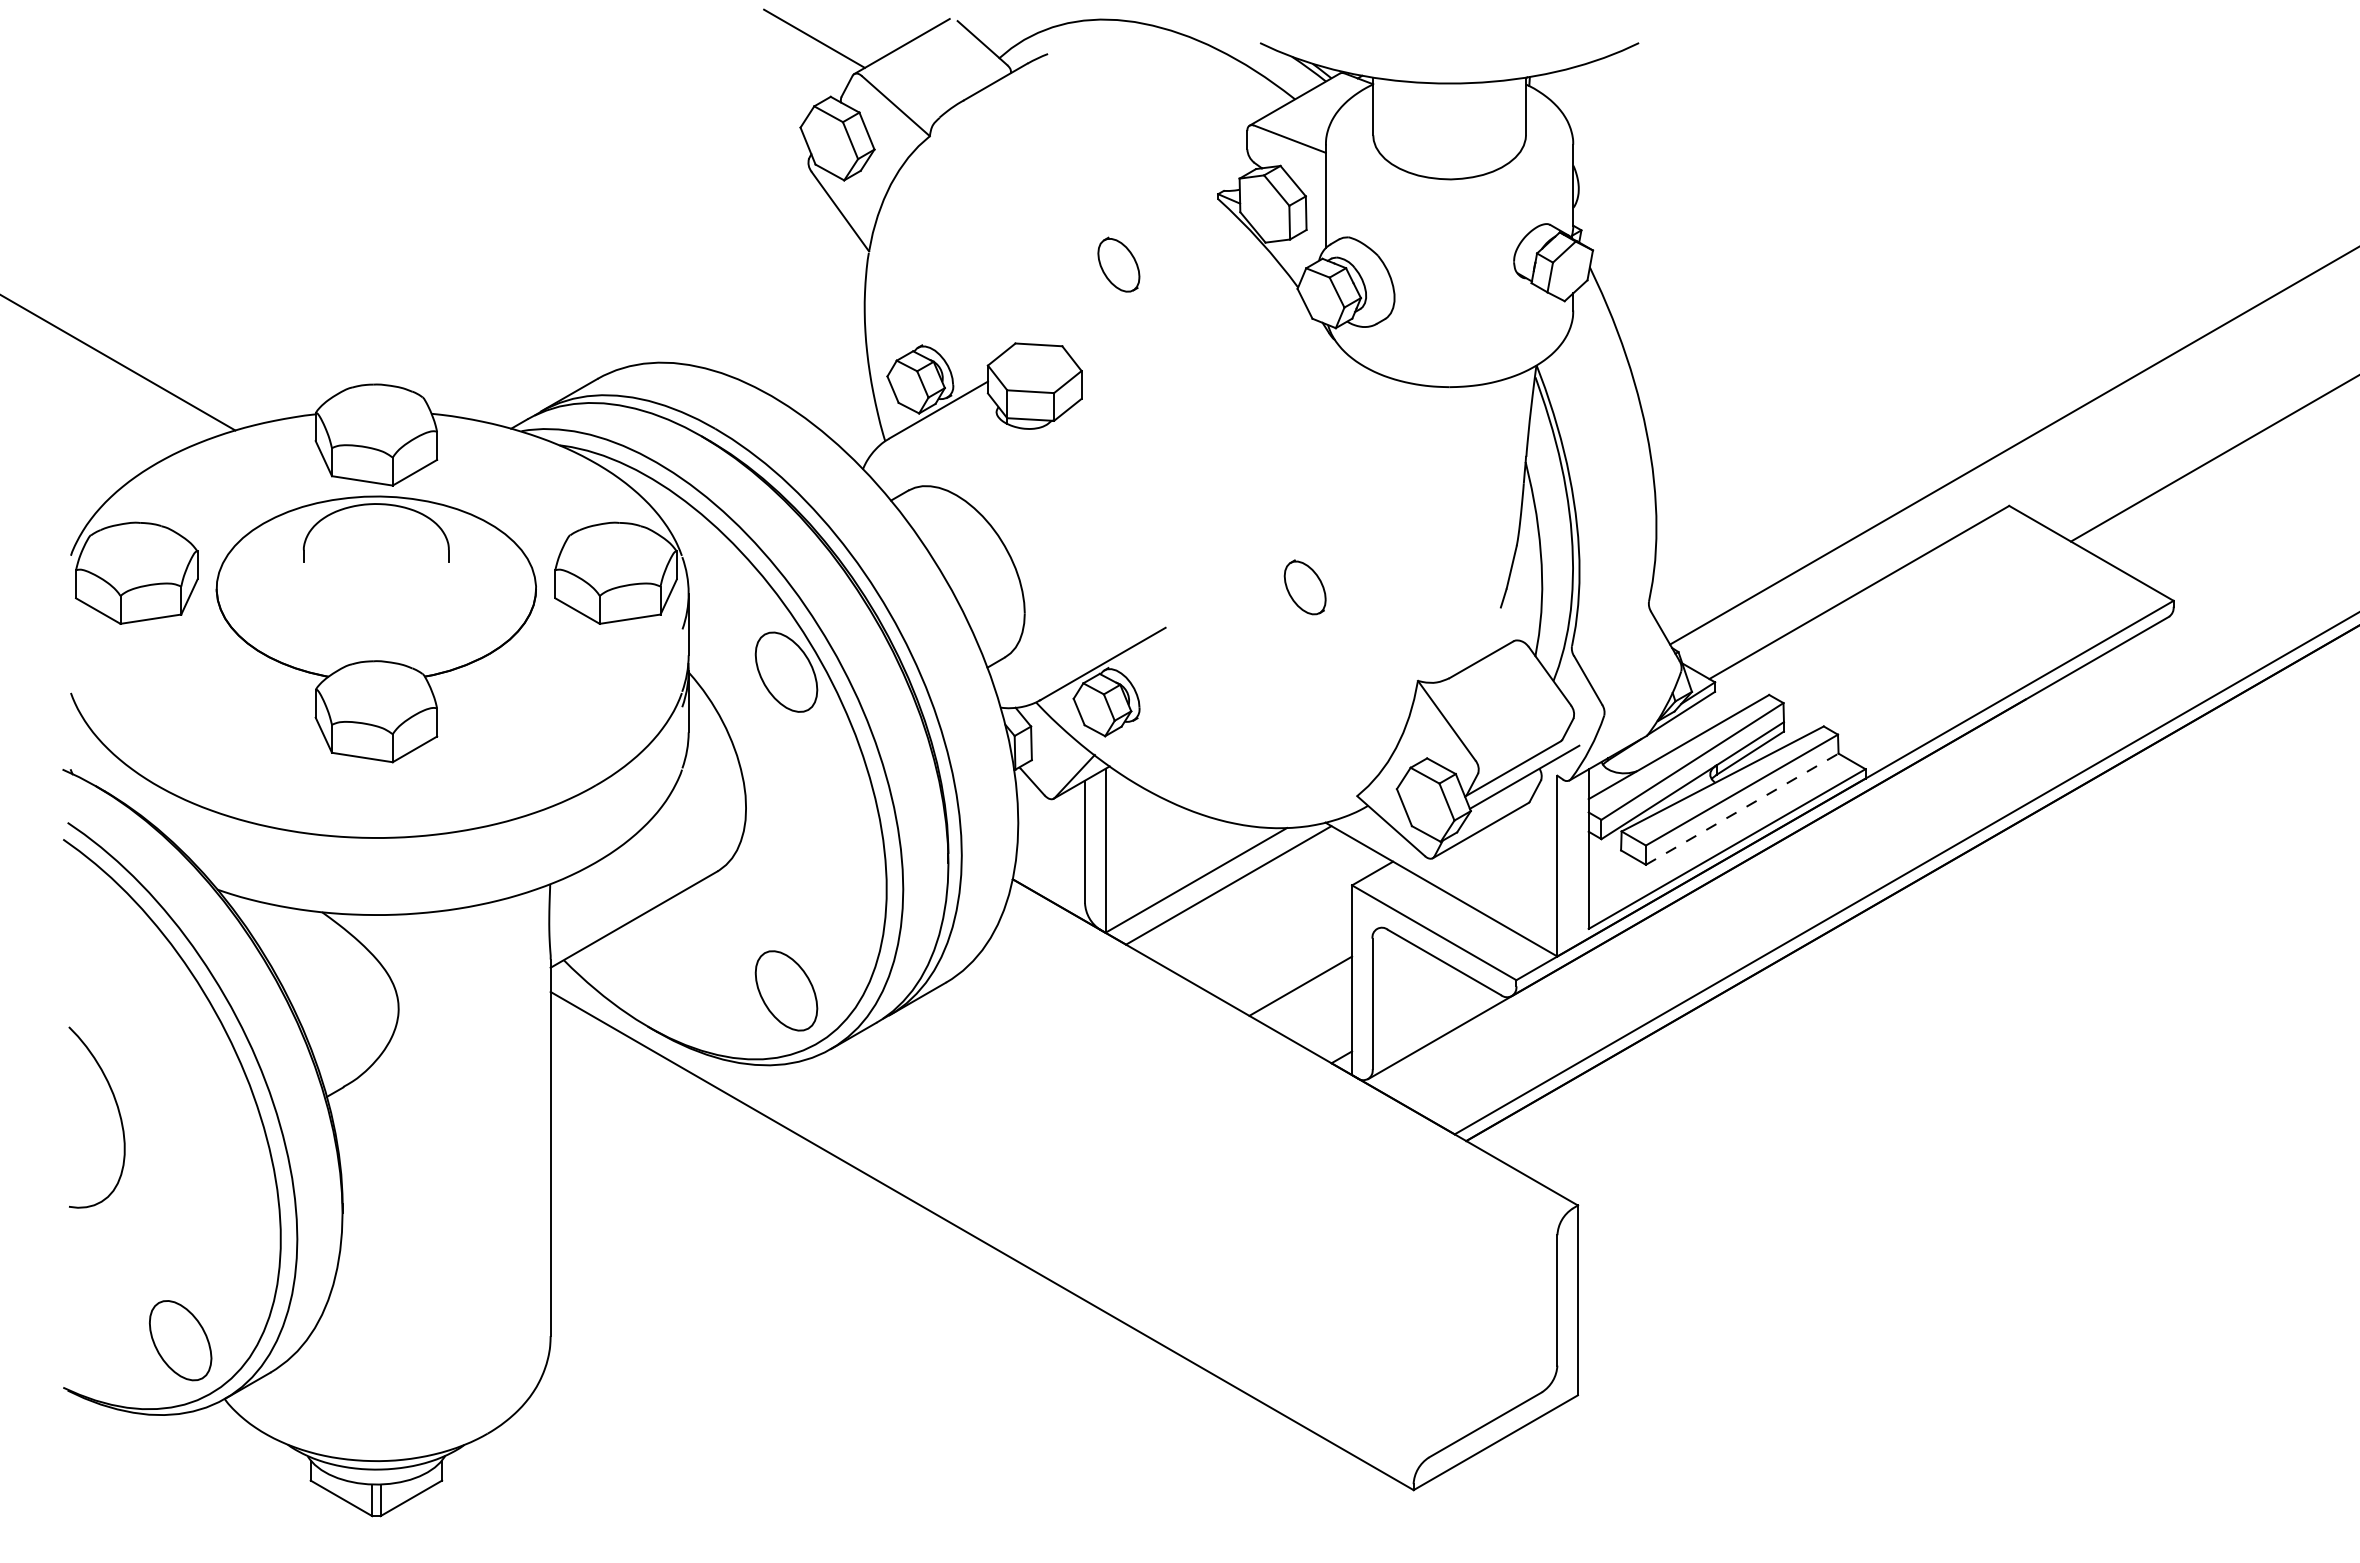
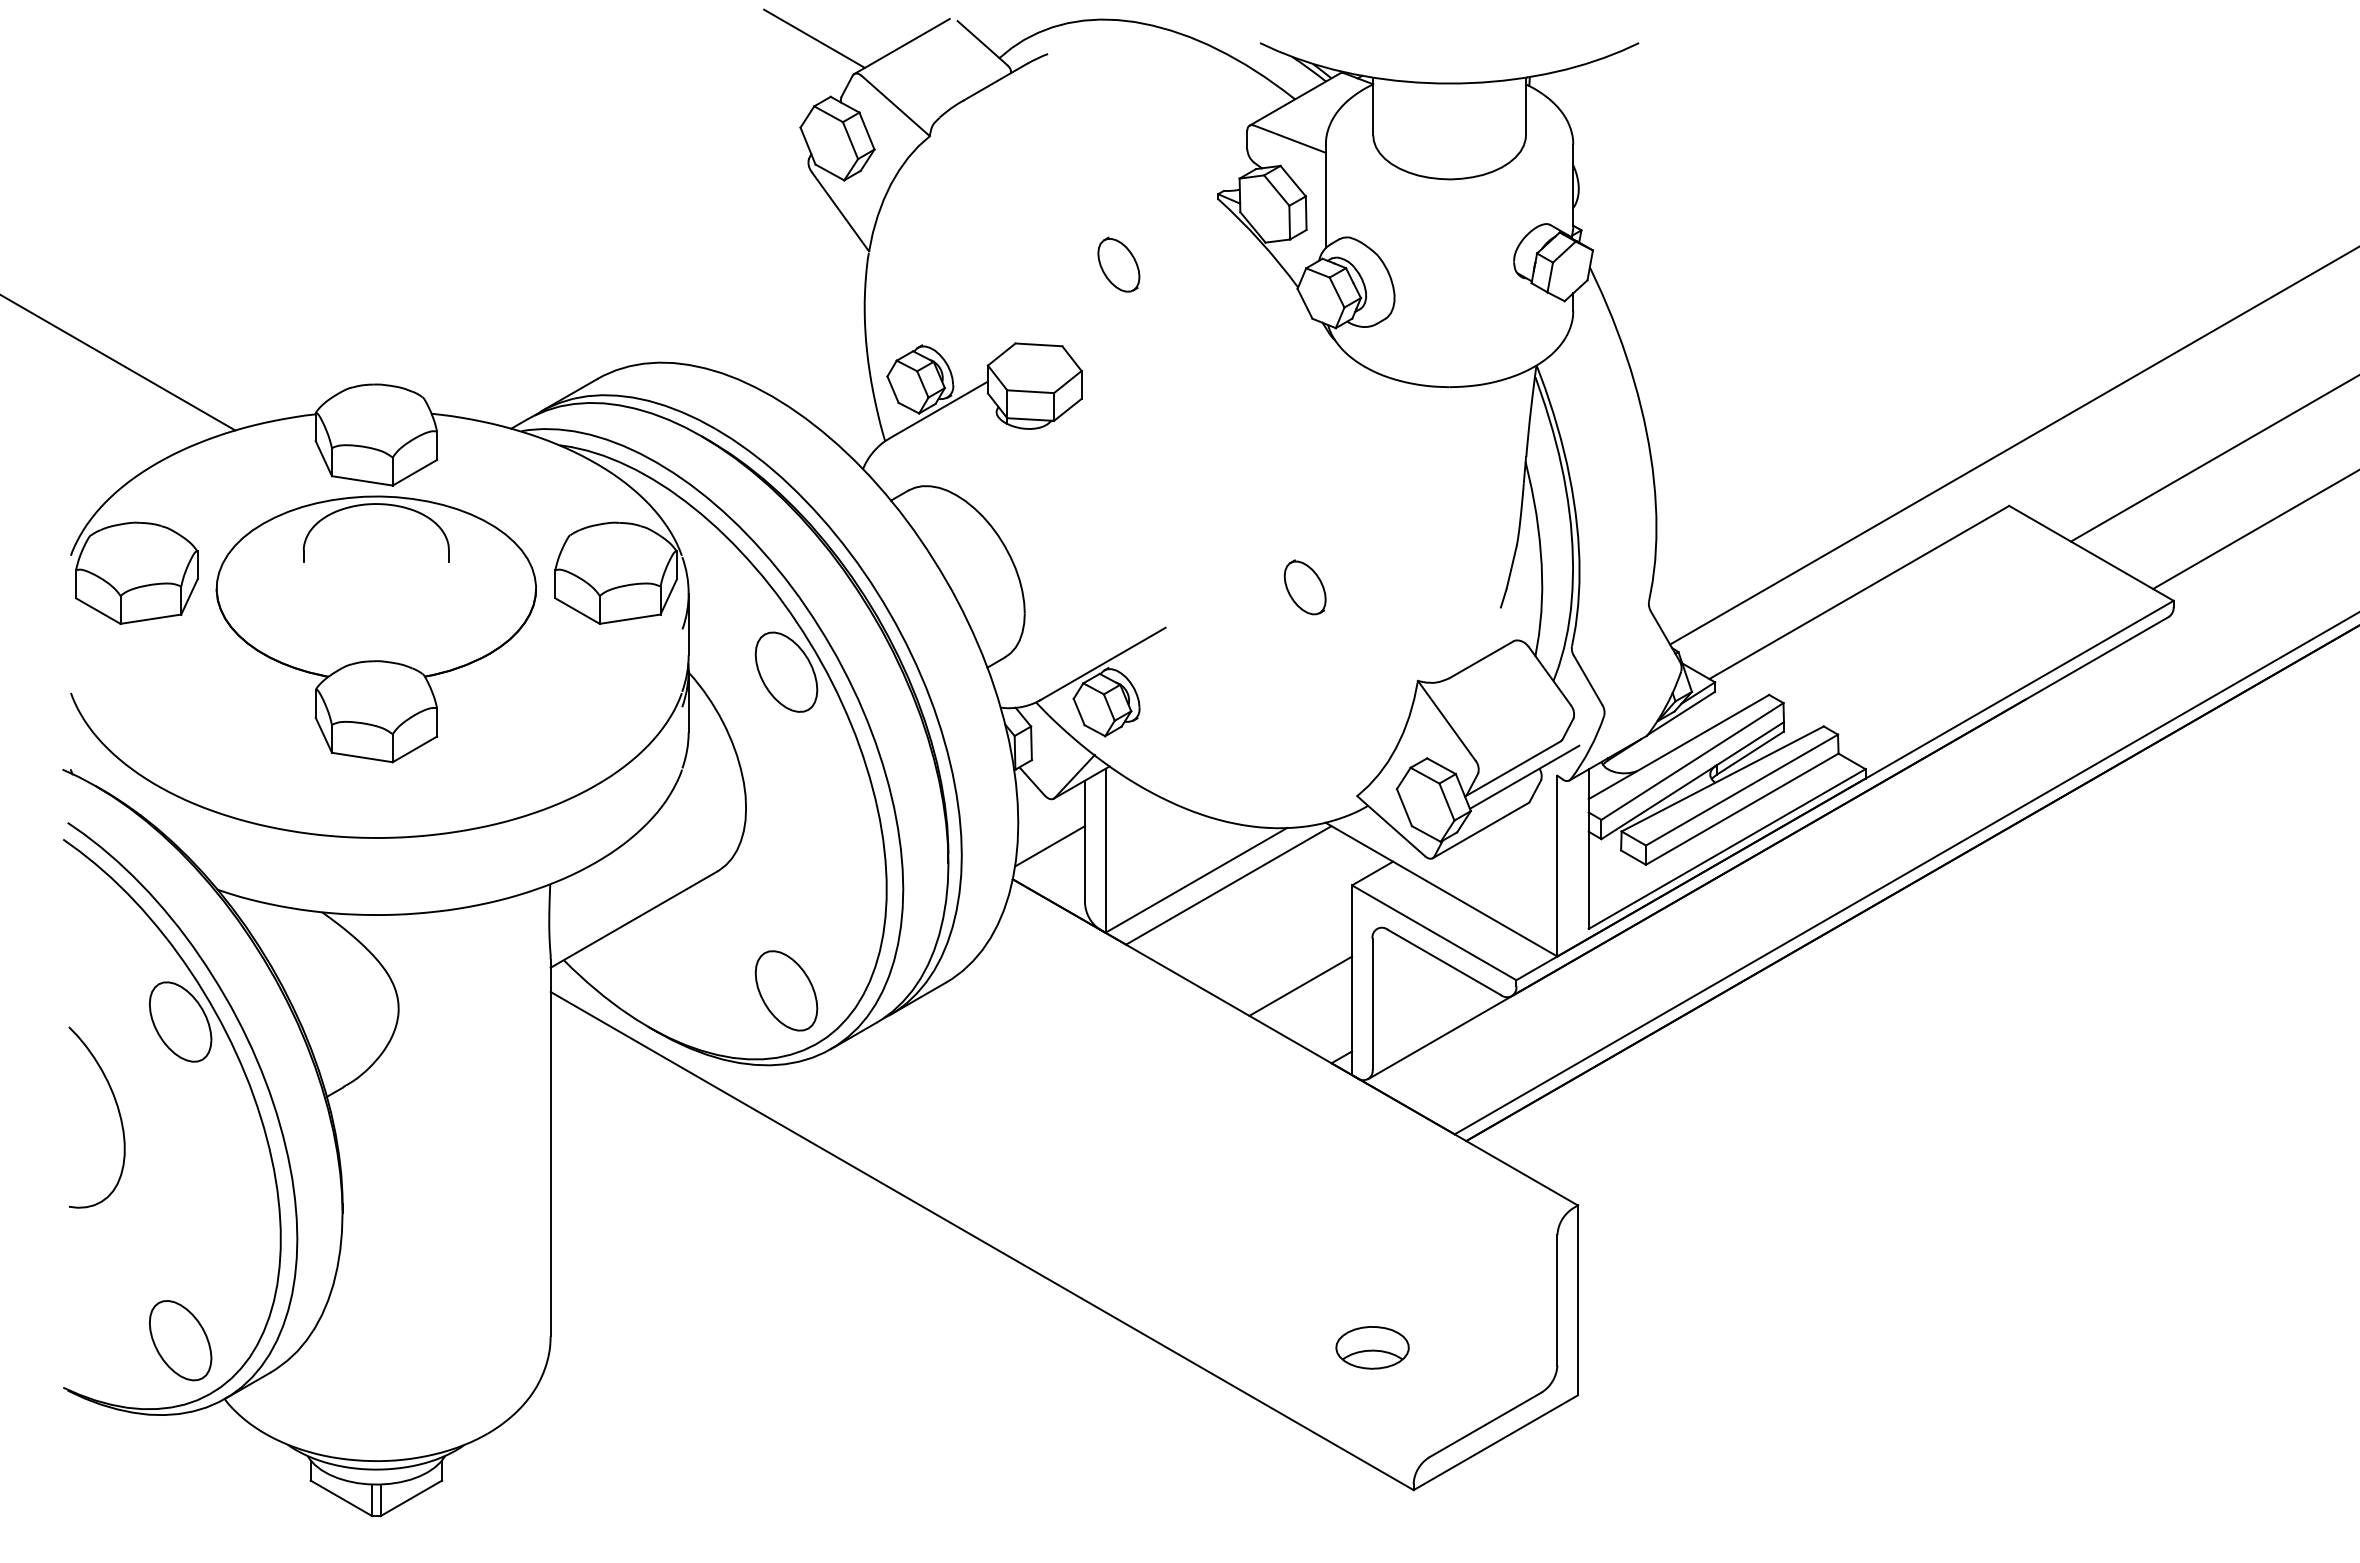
line: none -> present (2254, 530)
line: dashed -> solid (1742, 808)
line: none -> present (1049, 846)
part: none -> present (180, 1021)
part: none -> present (1372, 1347)
